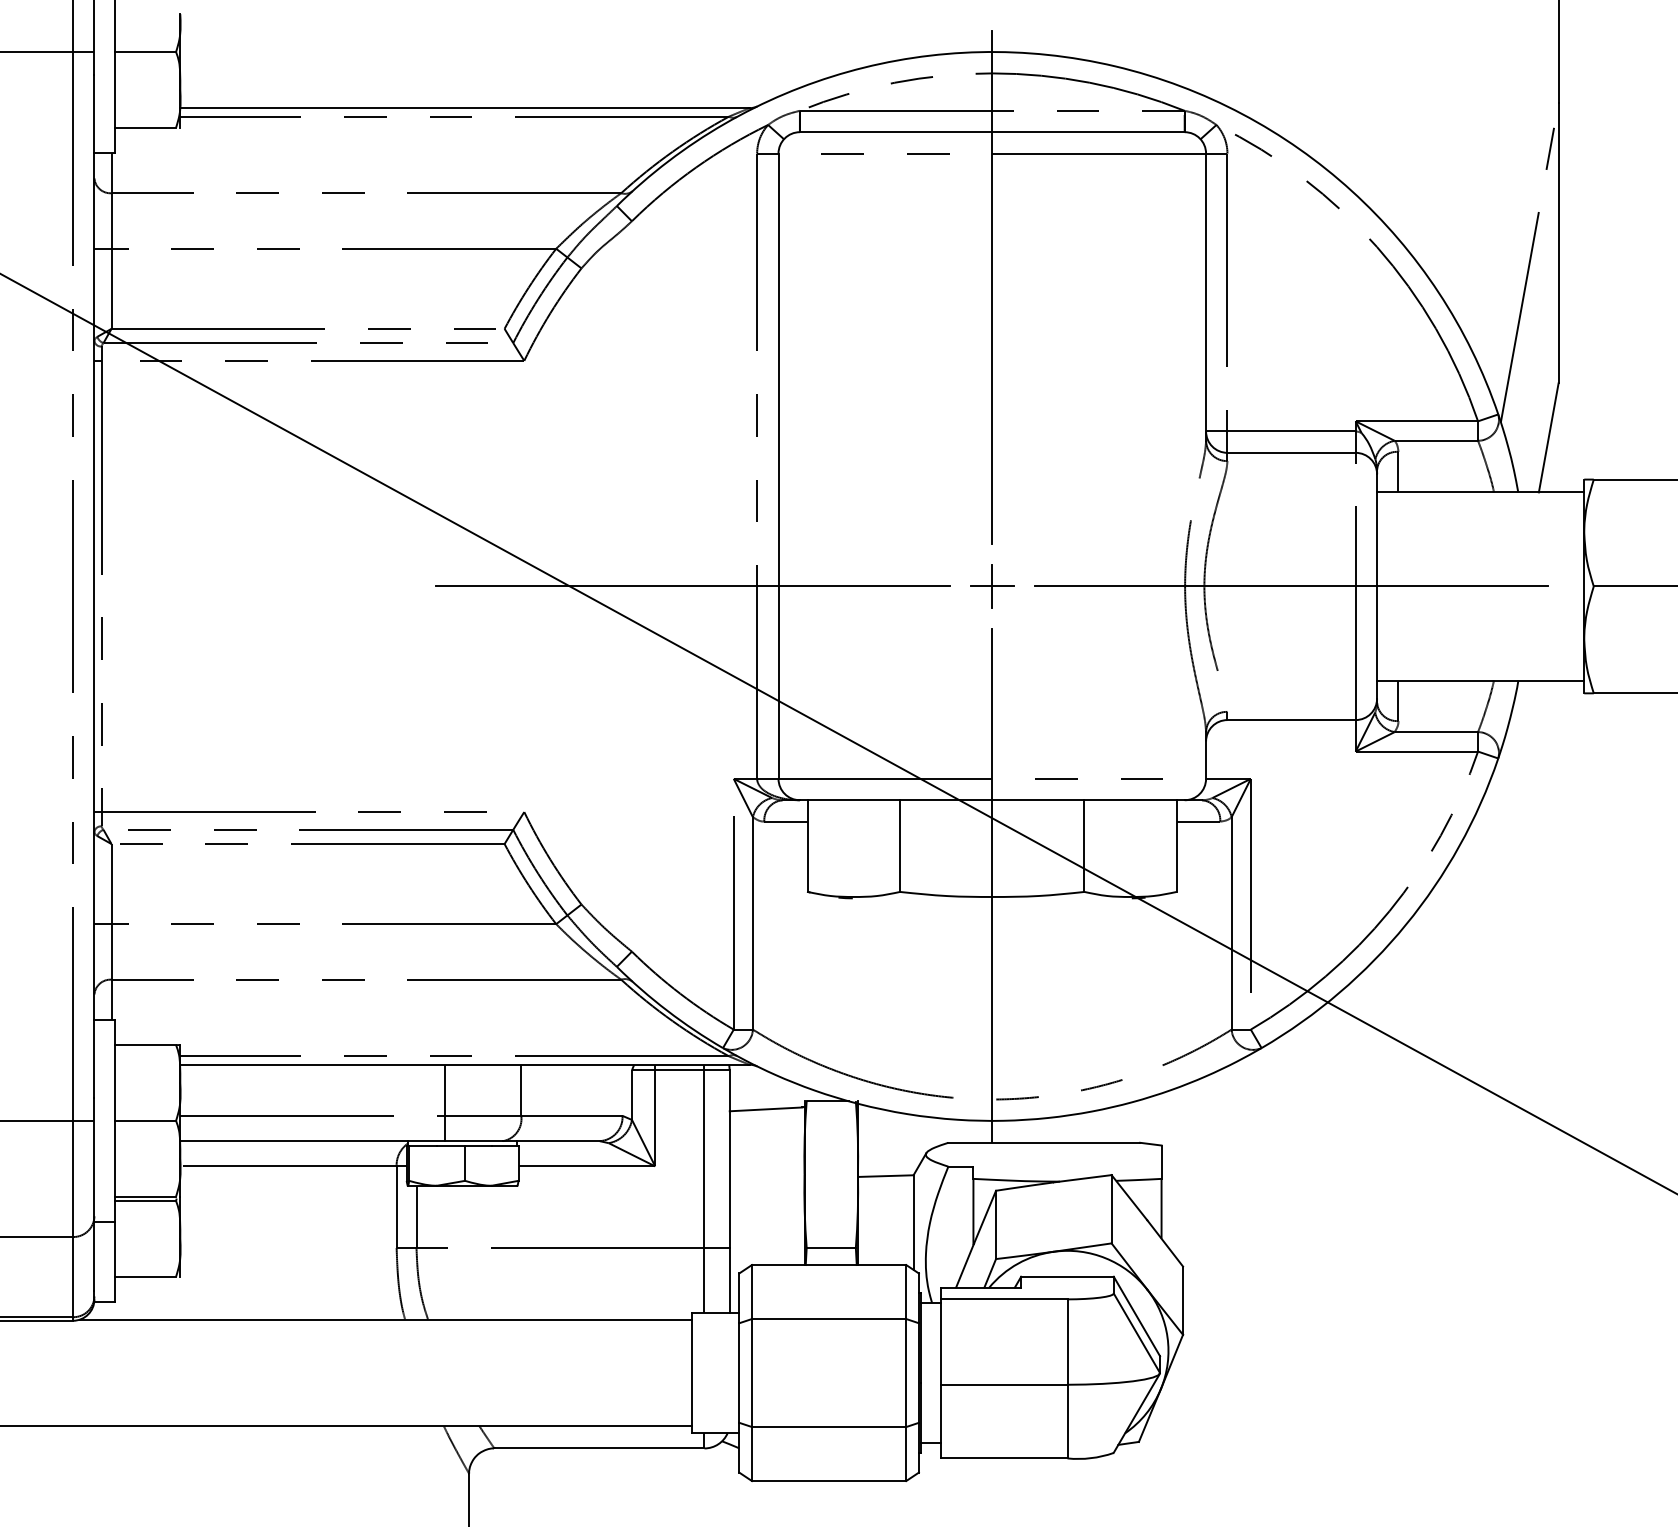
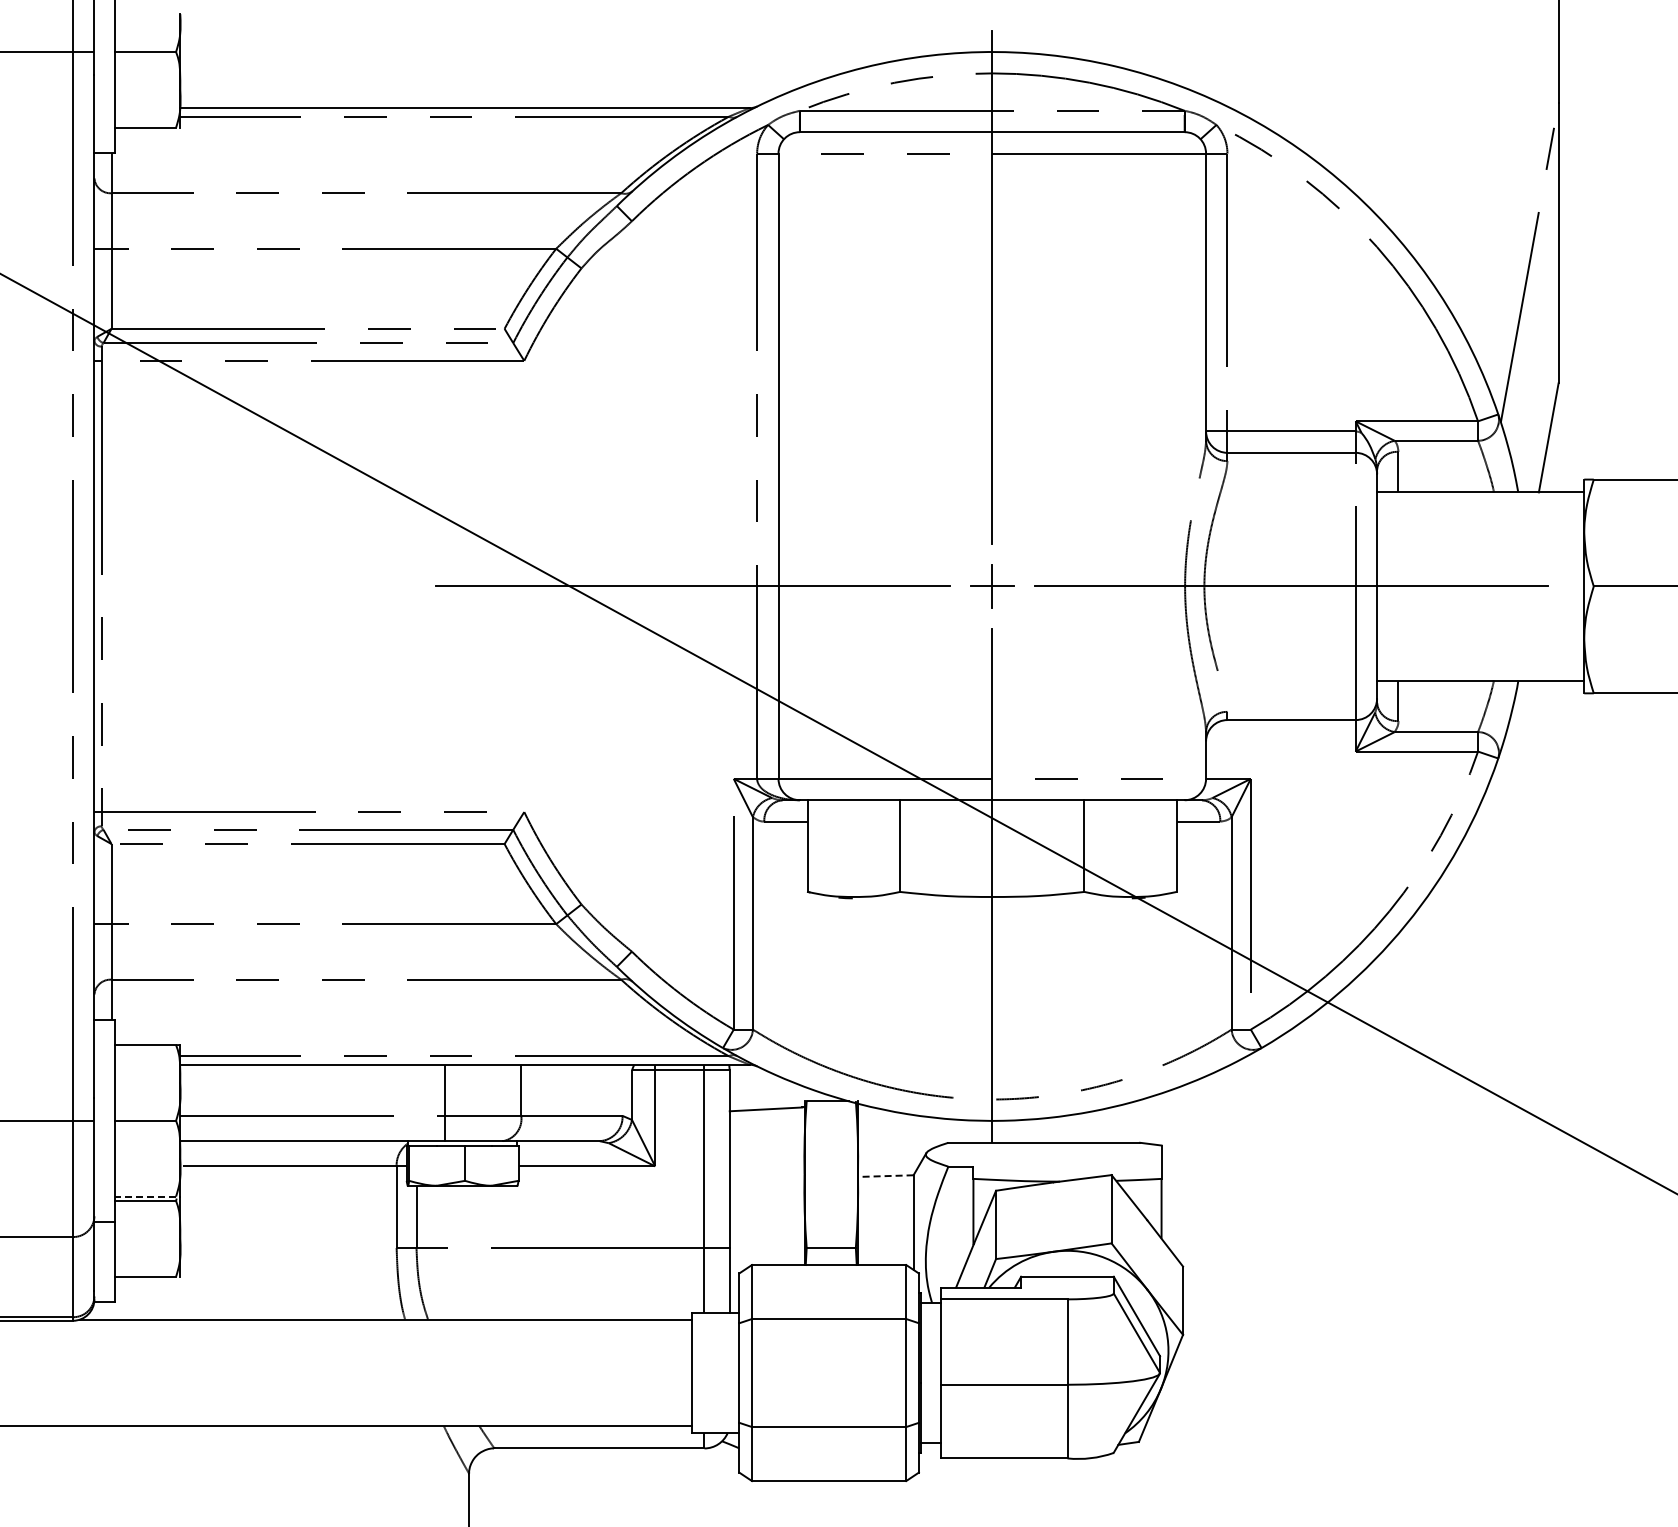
line: solid -> dashed (885, 1176)
line: solid -> dashed (145, 1196)
